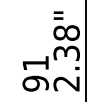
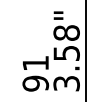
text: 2.38" -> 3.58" (66, 68)
